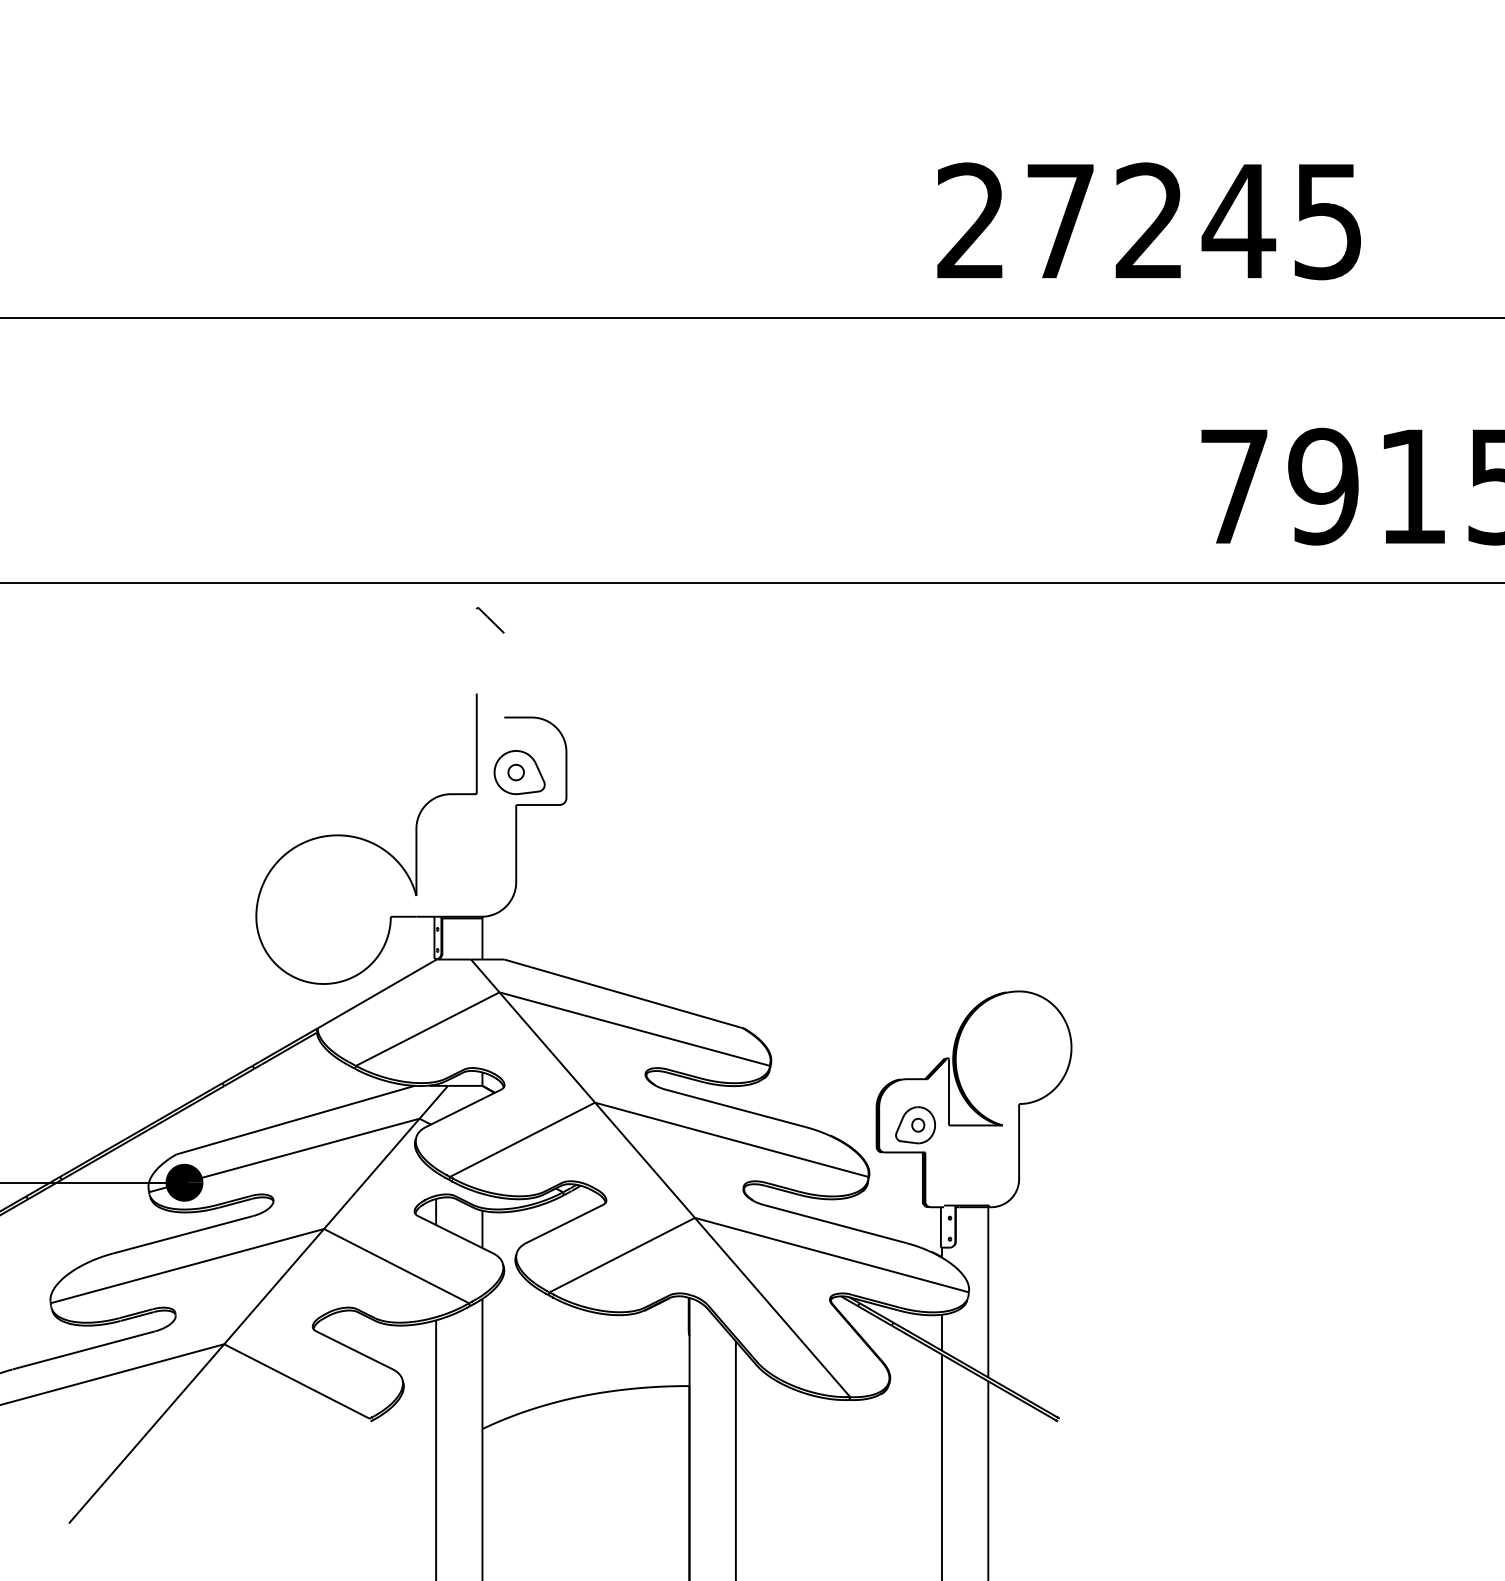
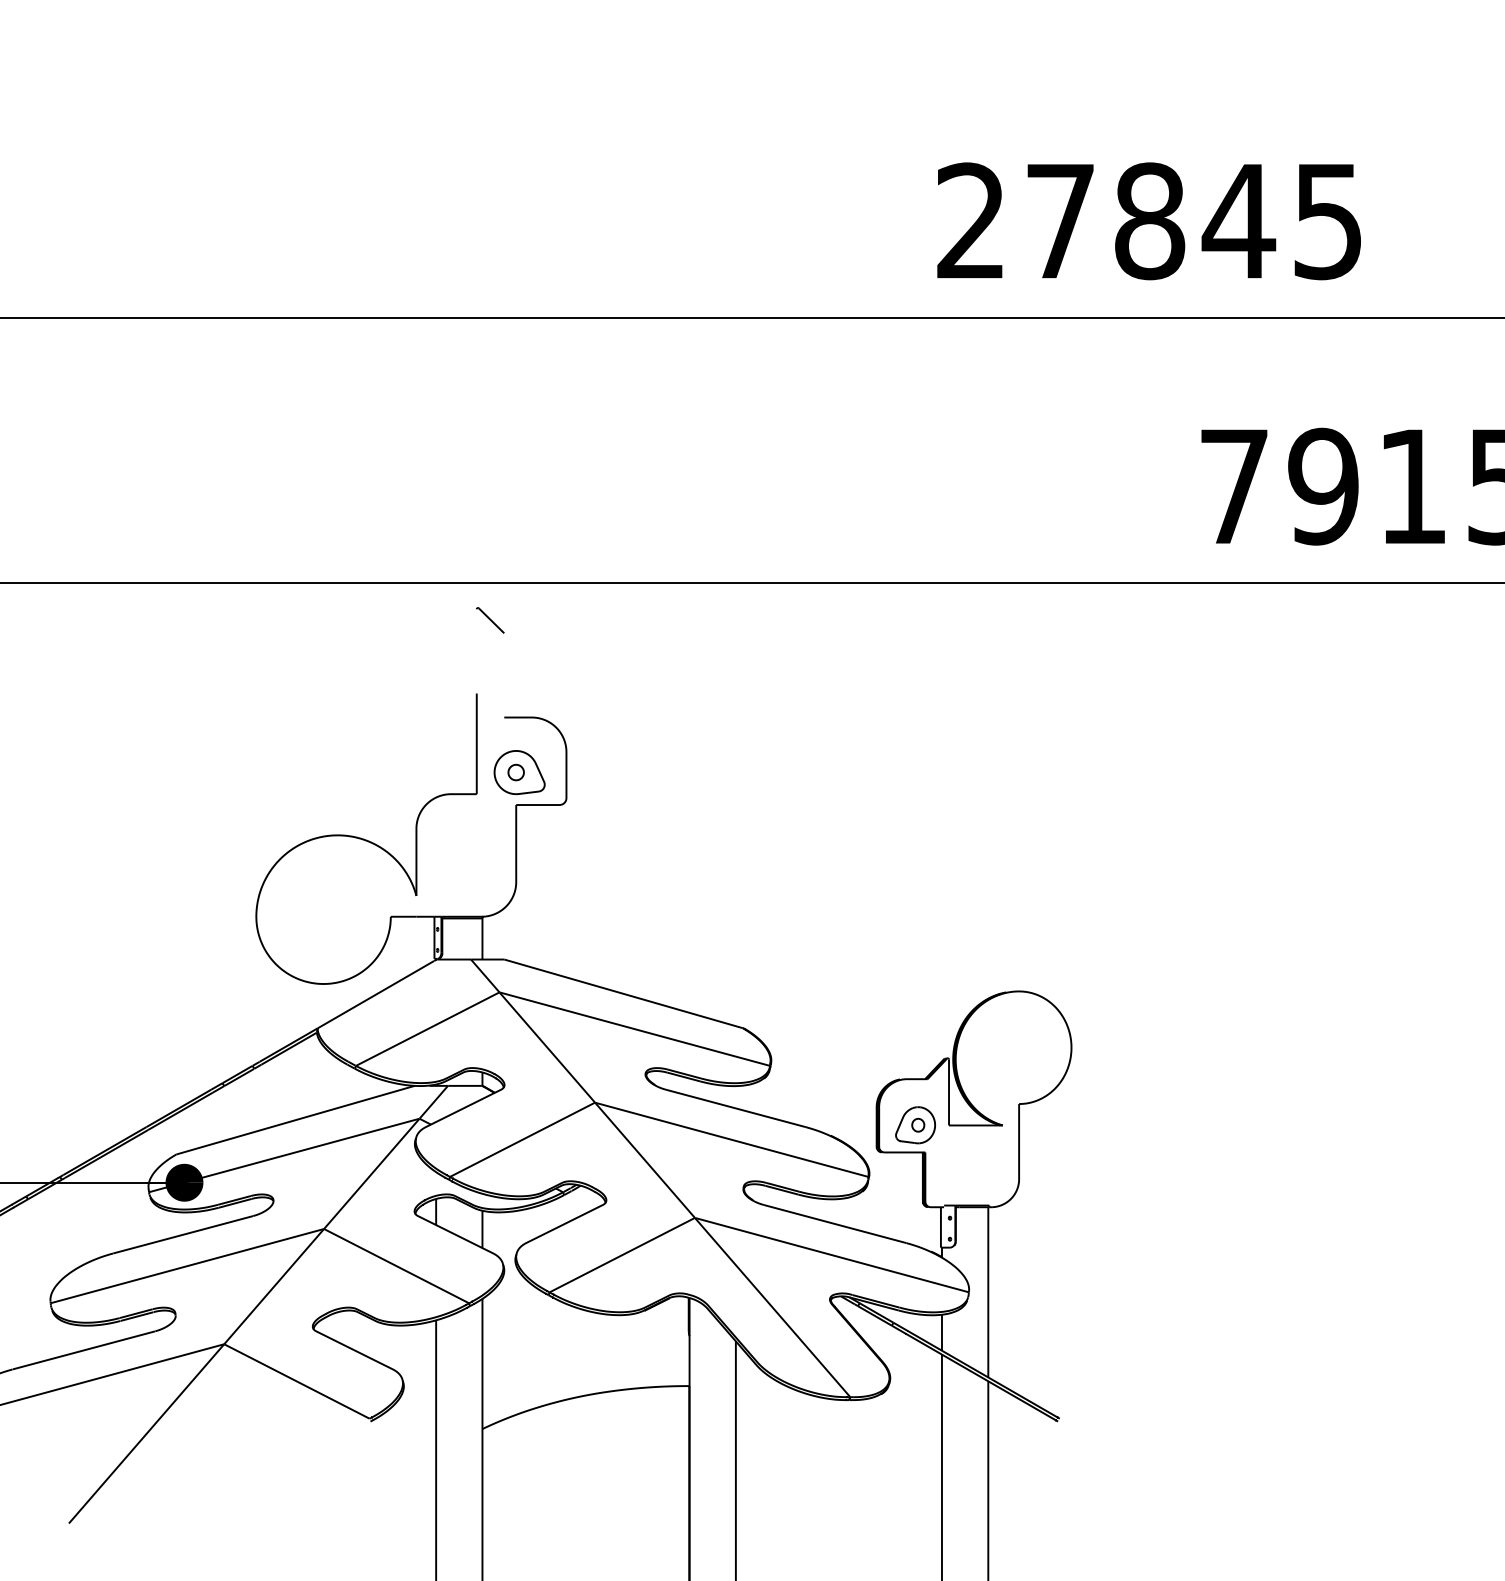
text: 27245 -> 27845 (1150, 221)
